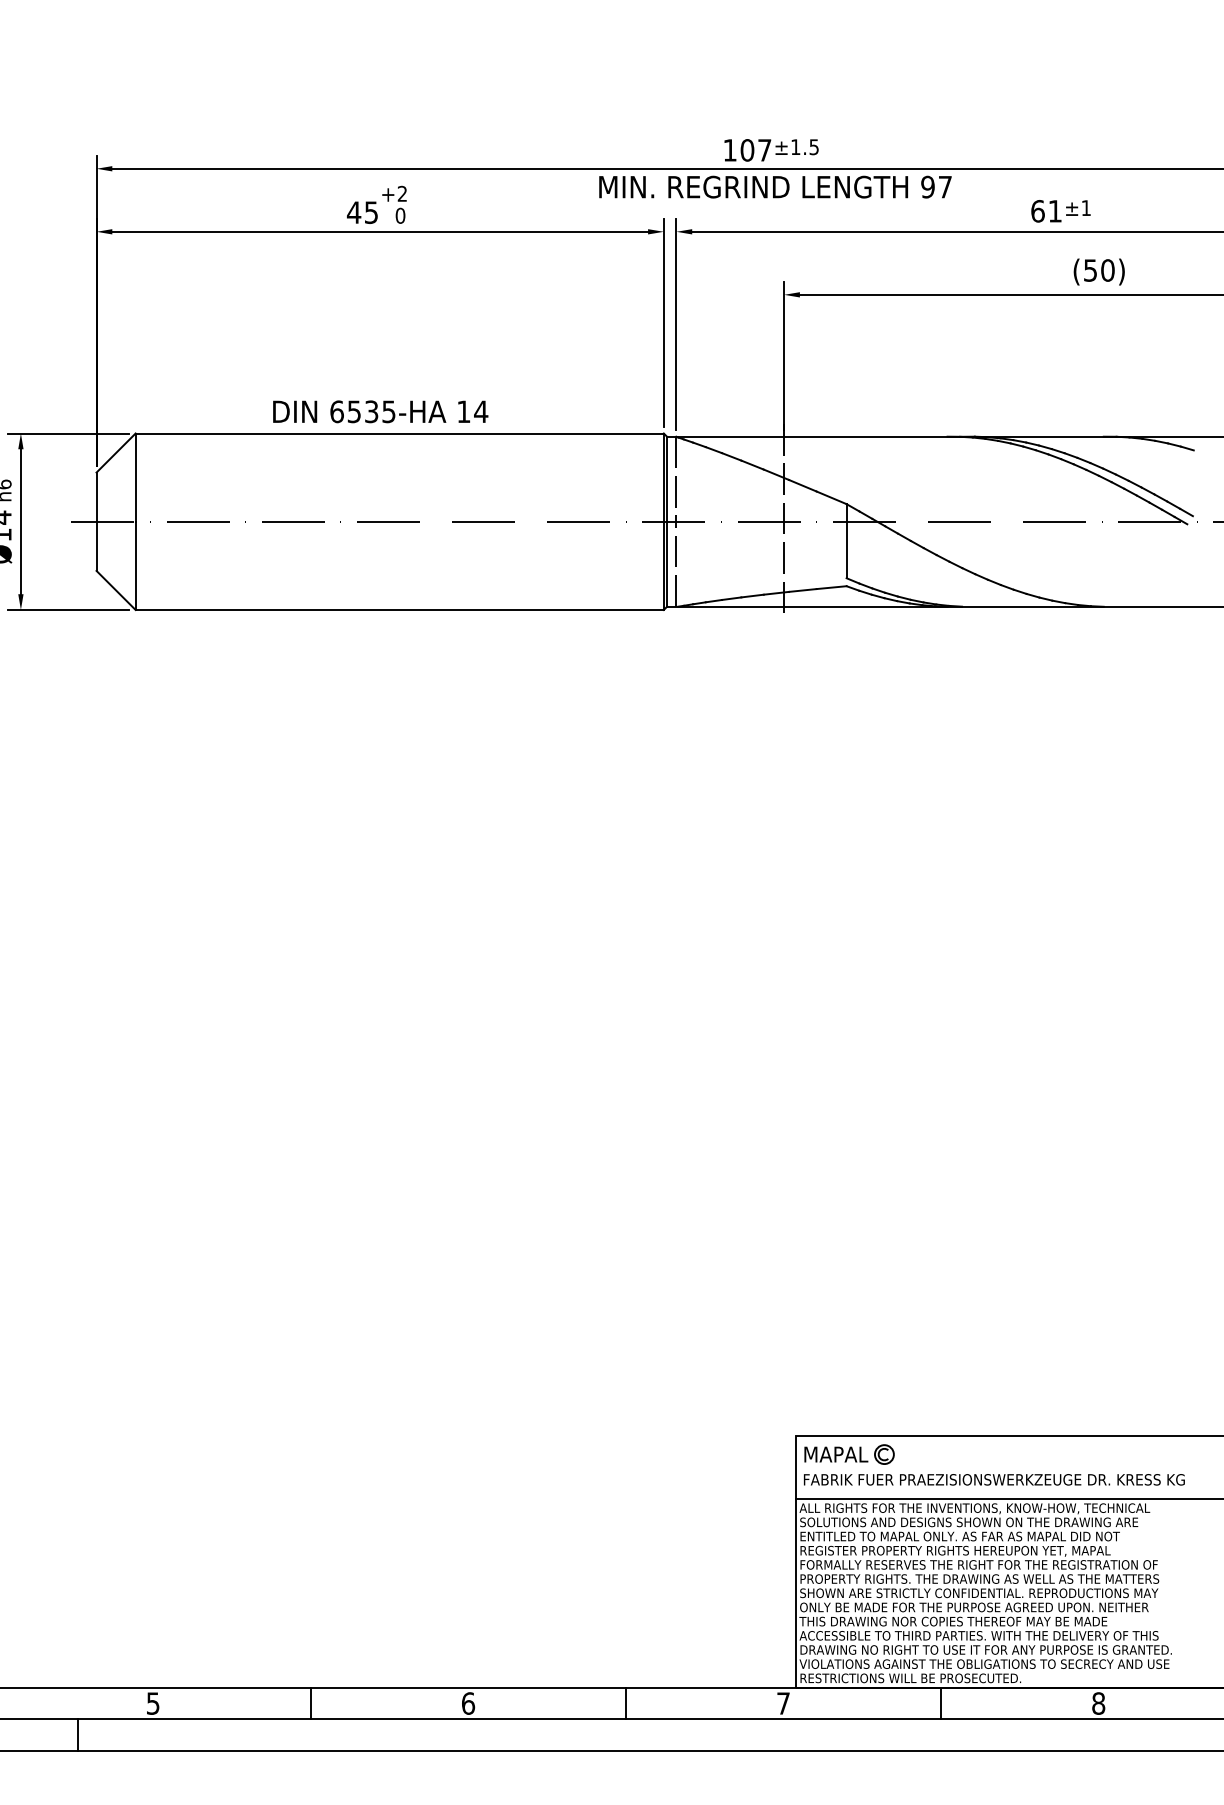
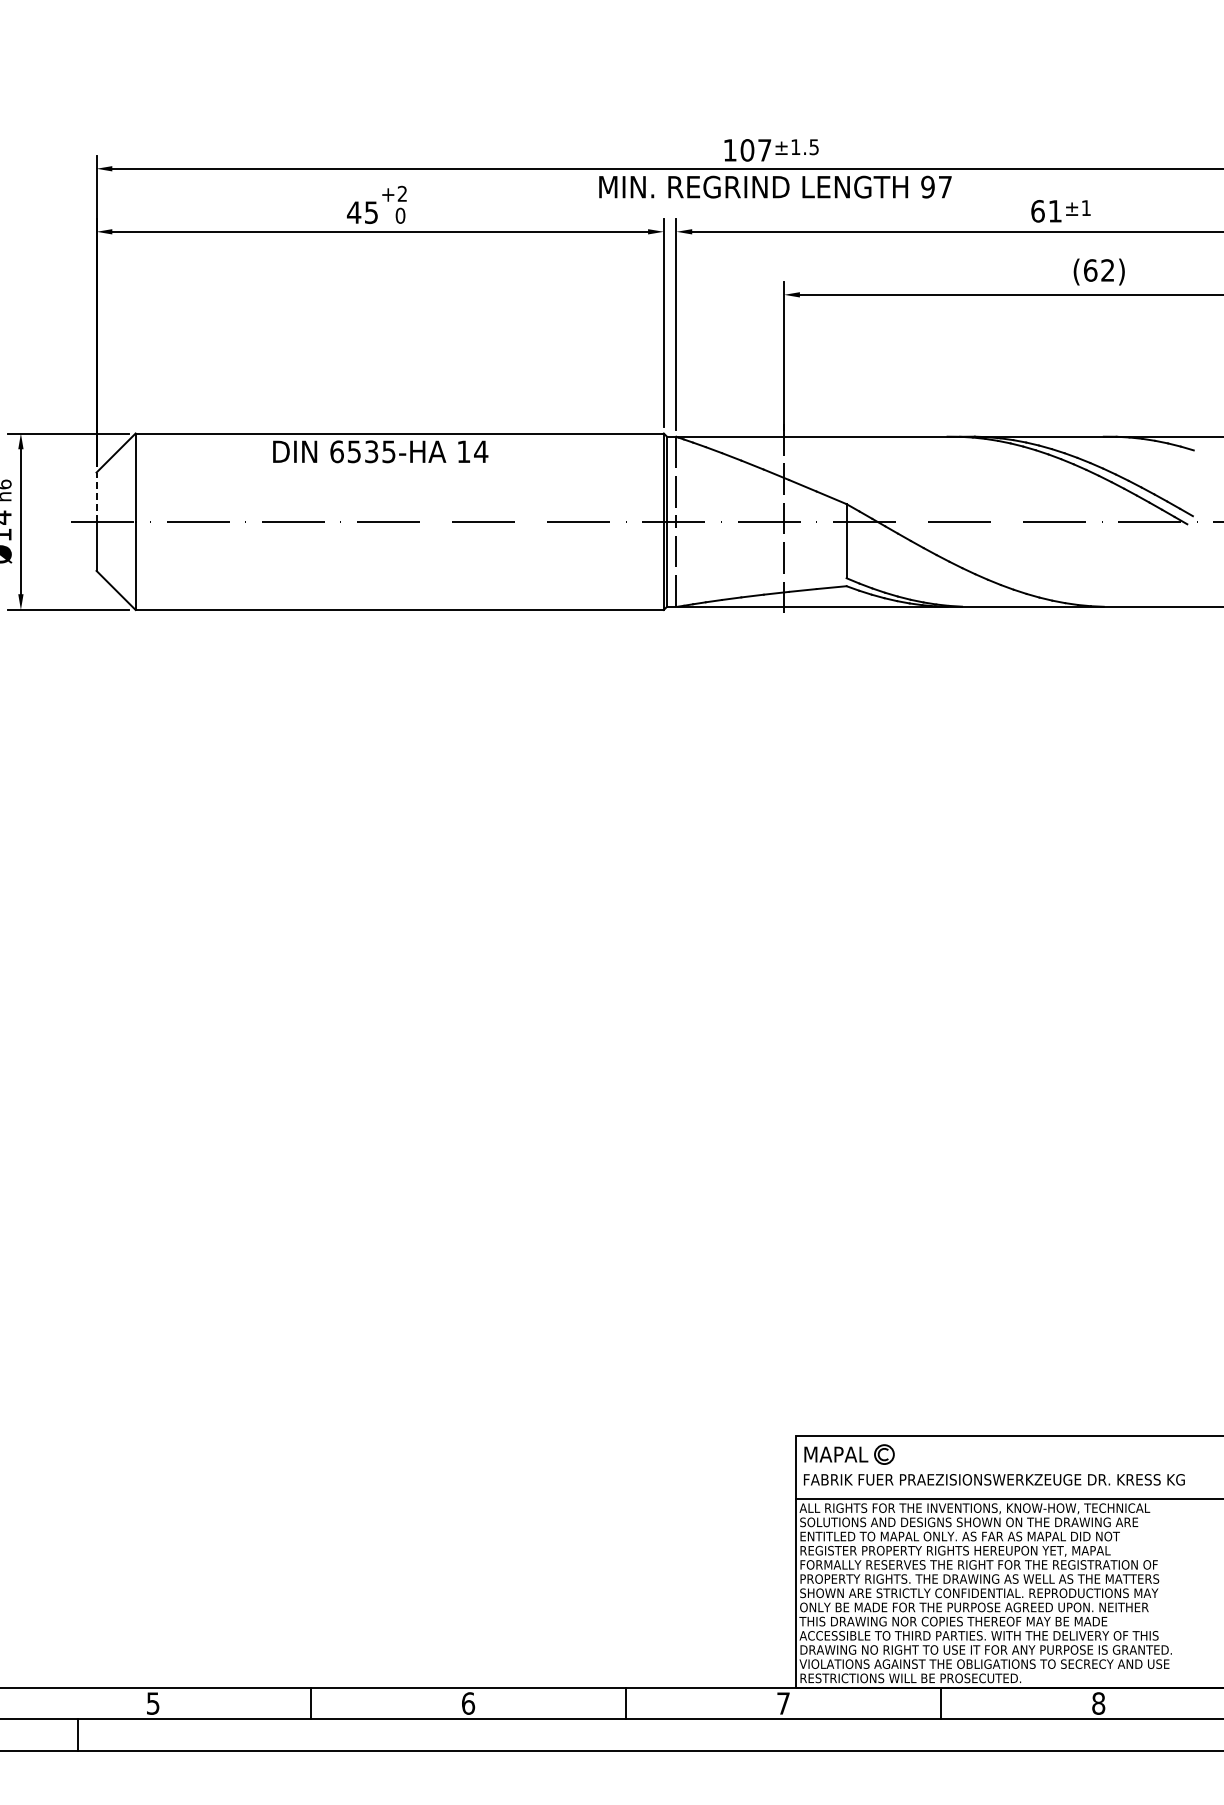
text: (50) -> (62) (1099, 270)
text position: (380, 411) -> (380, 451) (380, 451)
line: solid -> dashed (96, 497)
